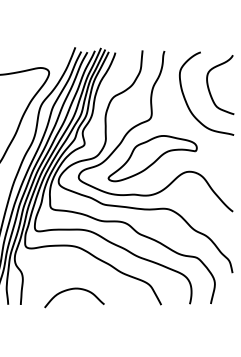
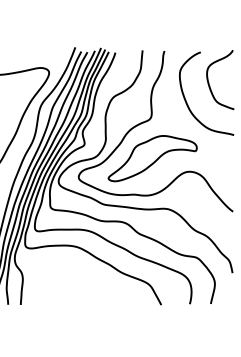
curve position: (209, 87) -> (209, 82) (209, 82)
curve: present -> none (74, 289)
